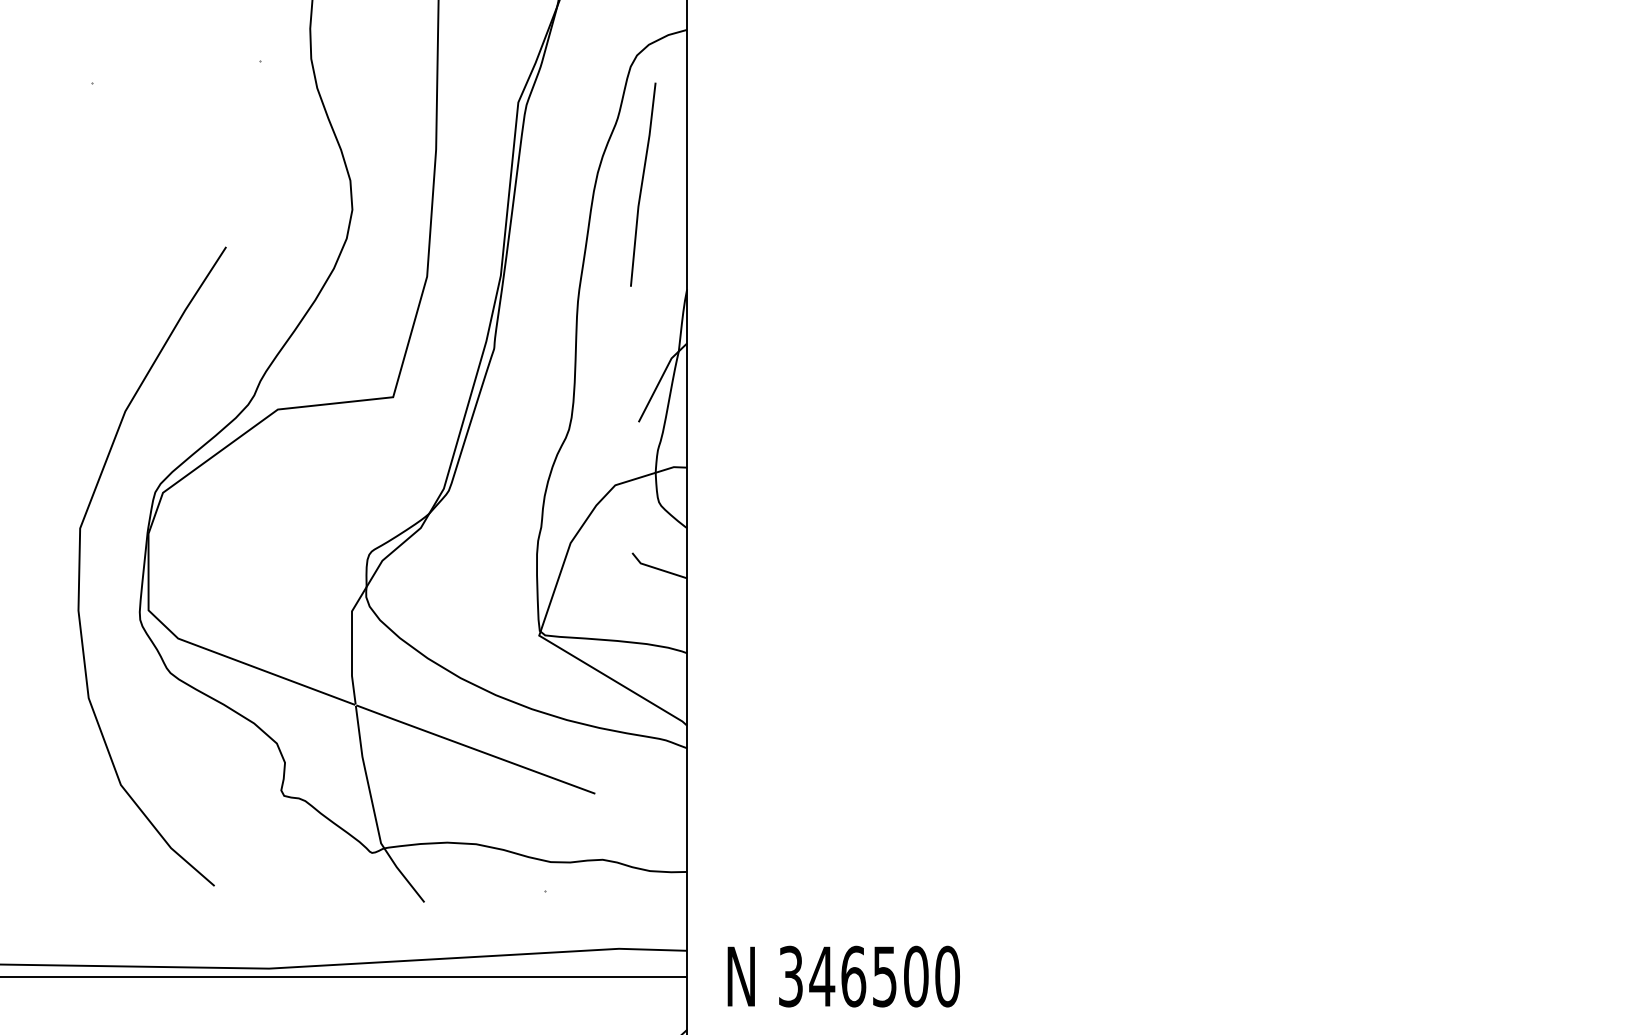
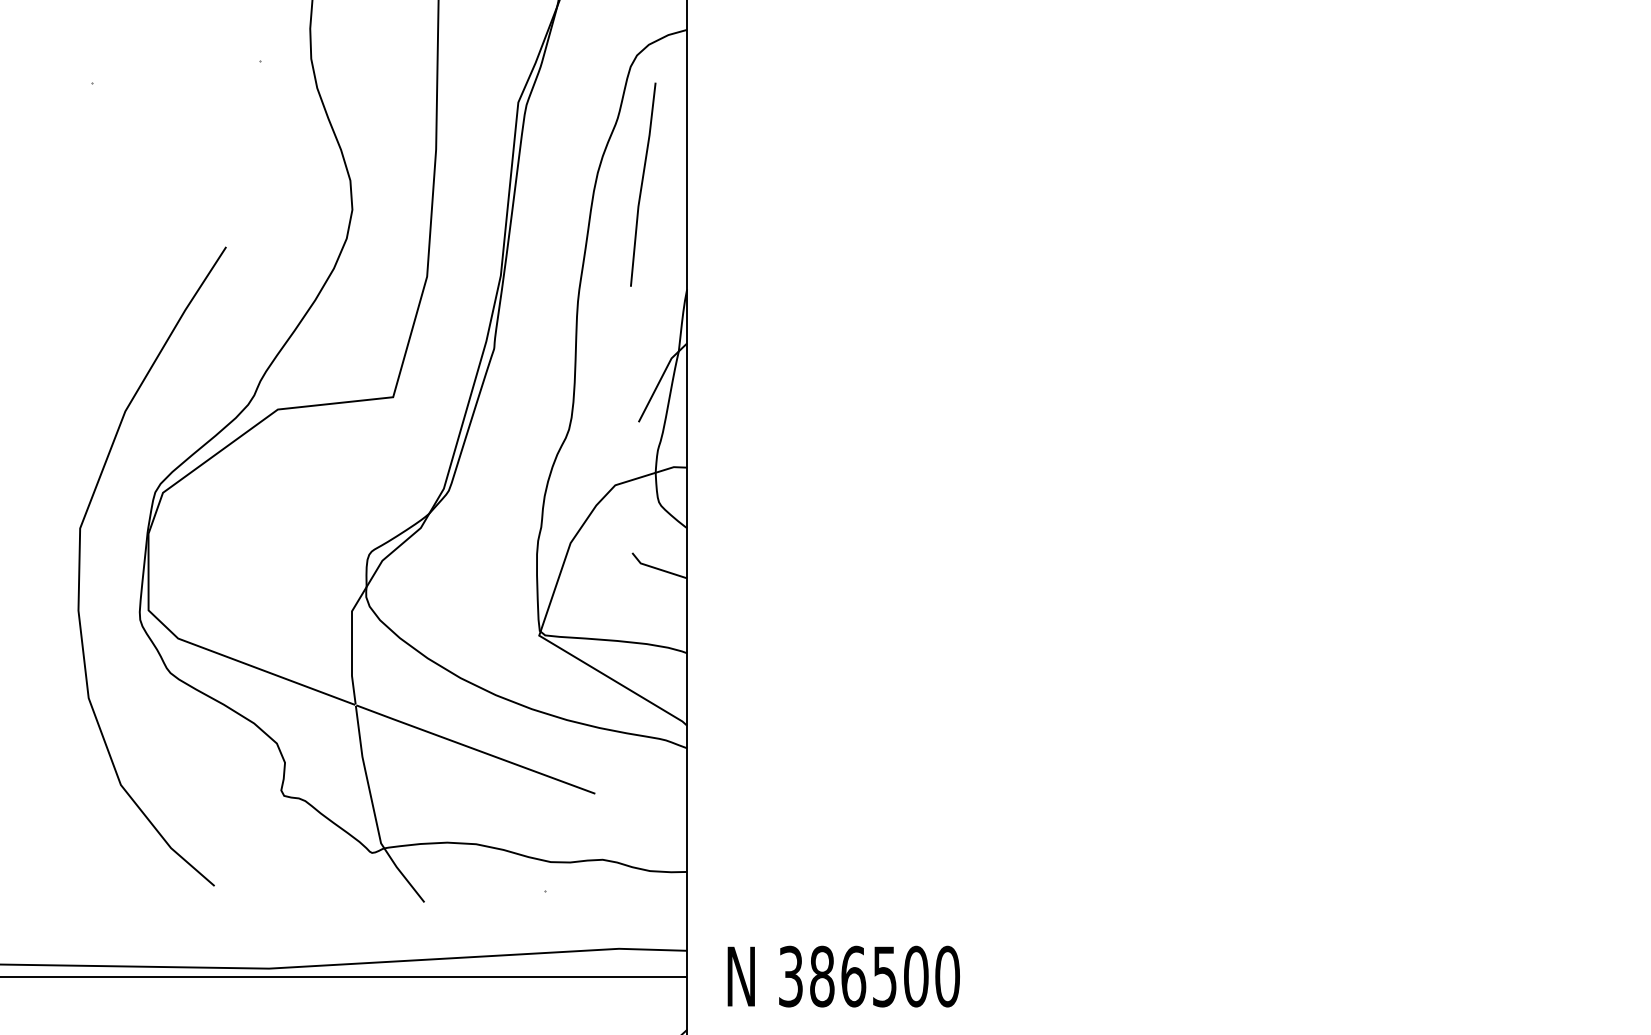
text: 346500 -> 386500 (822, 976)
